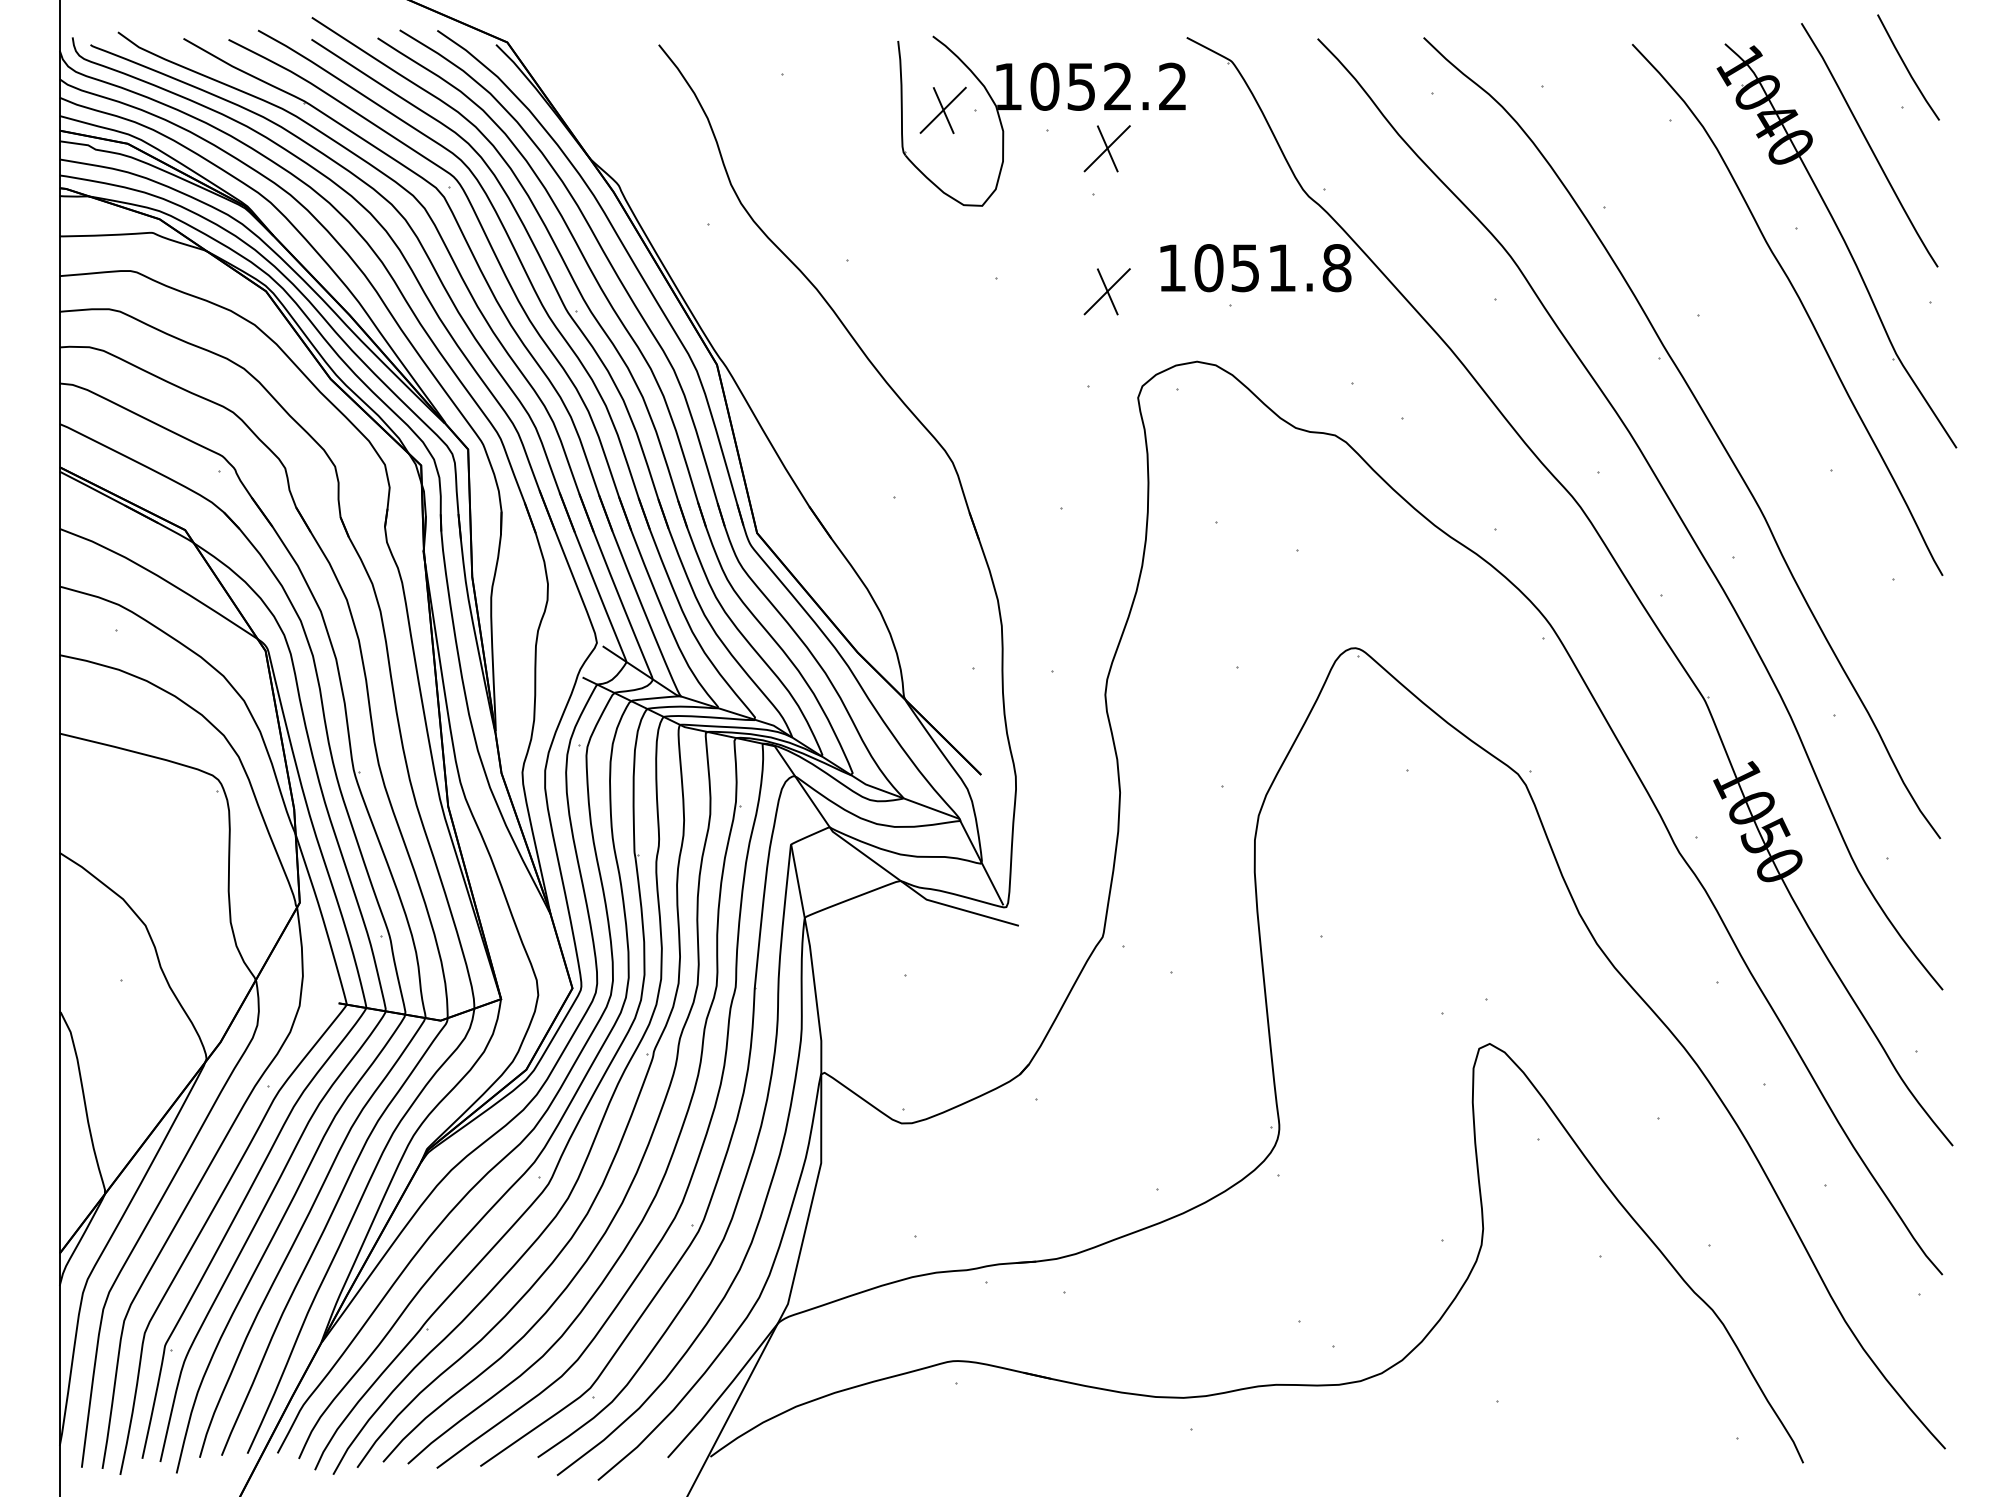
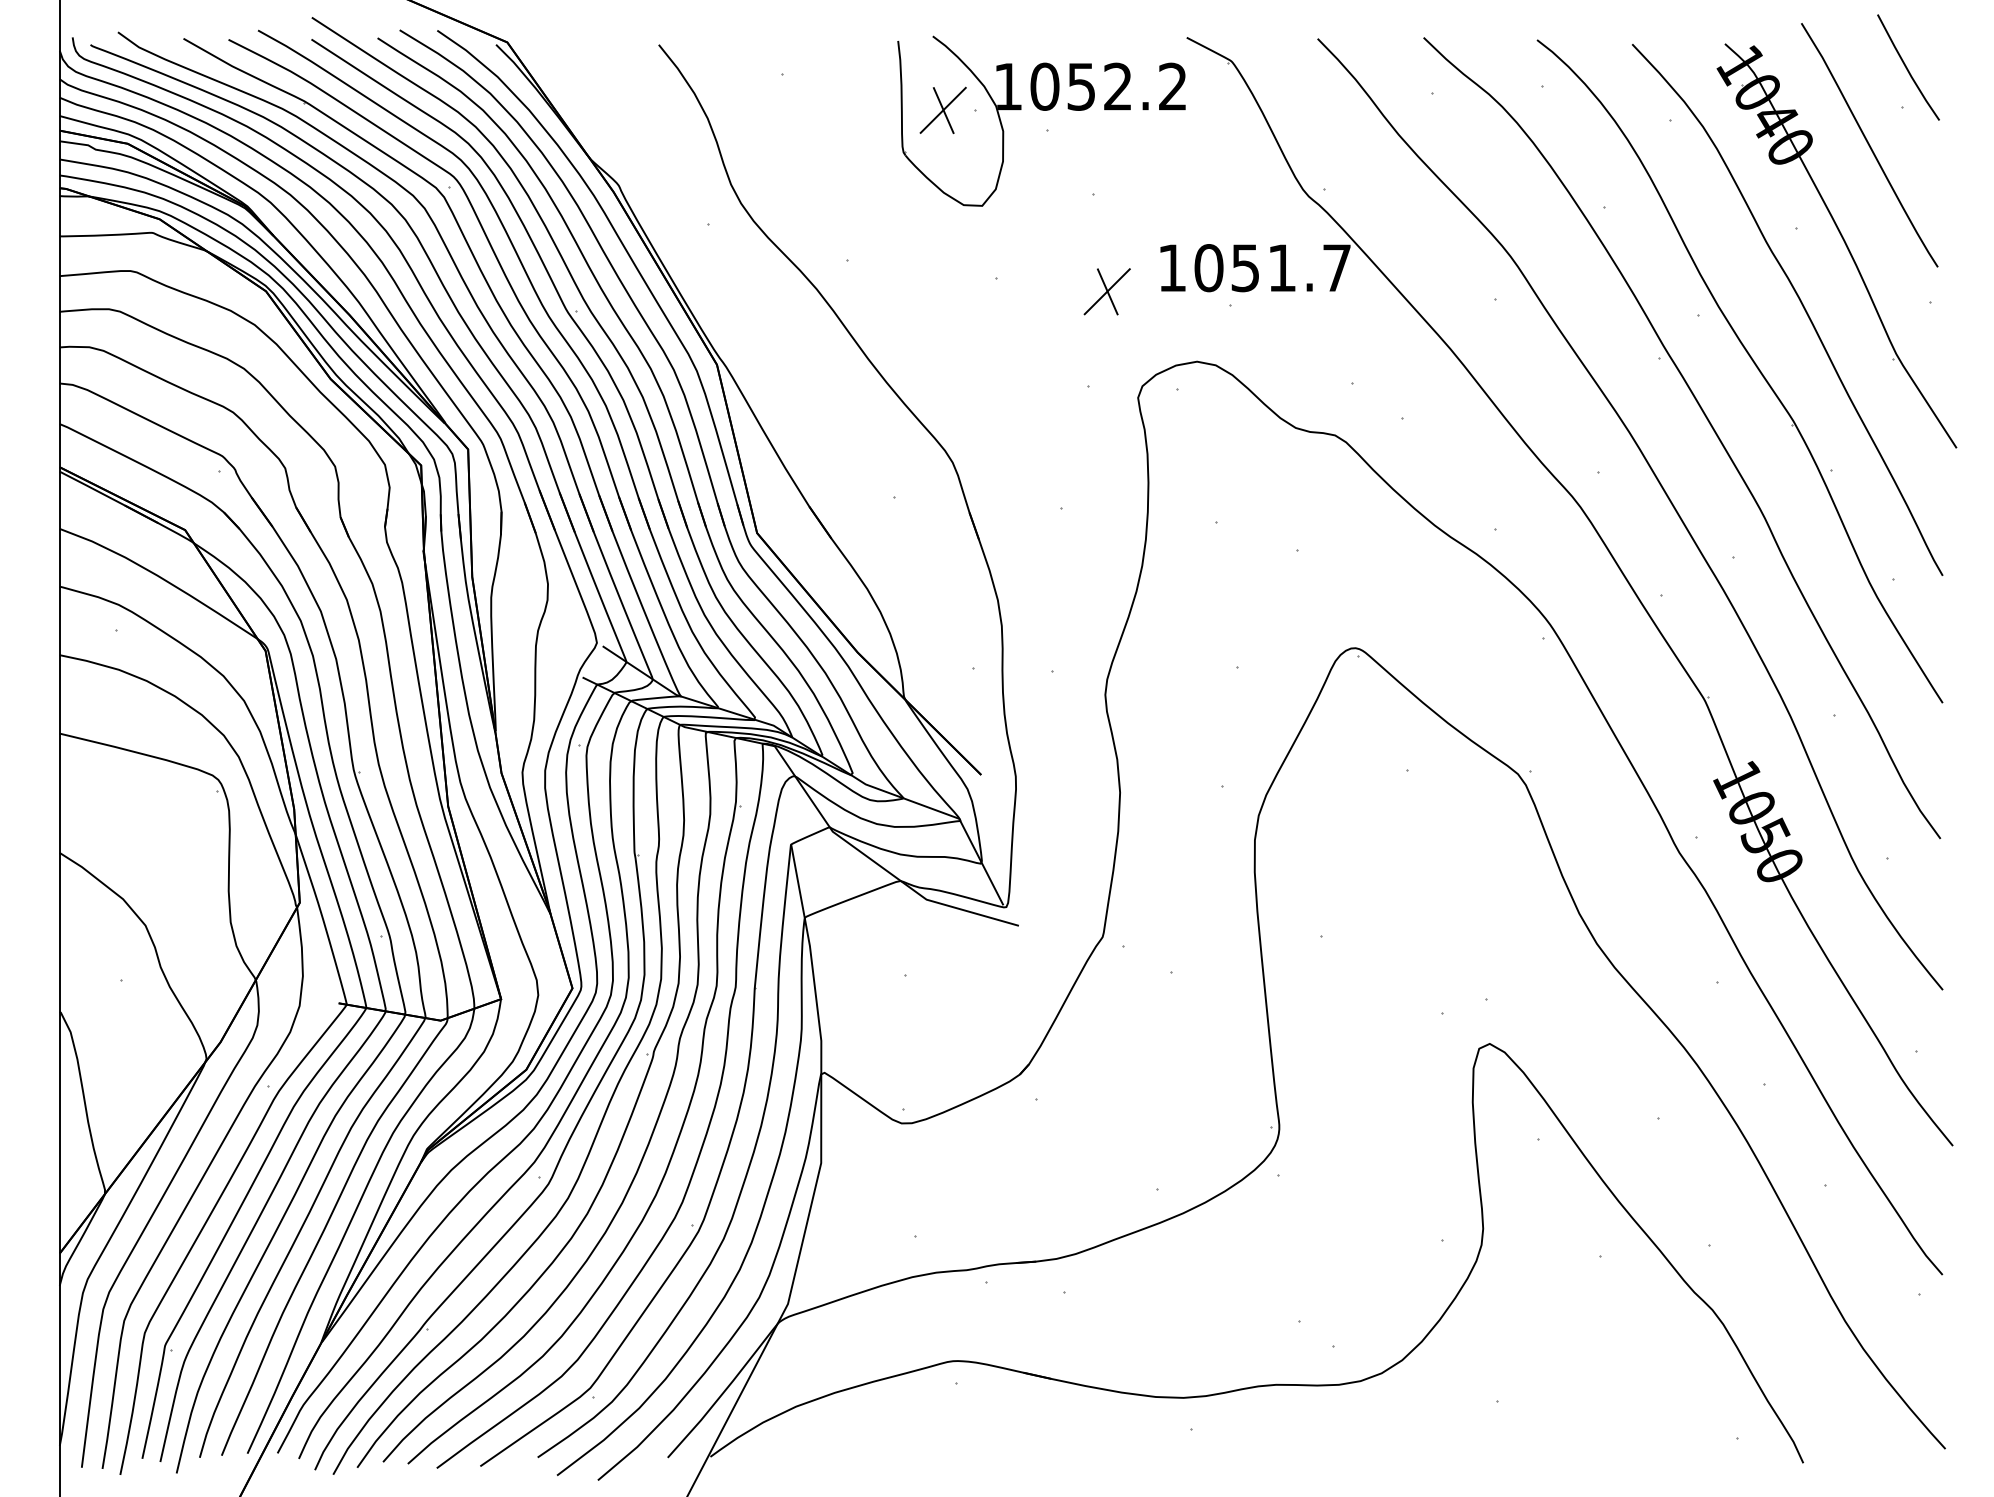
part: present -> none (1106, 148)
text: 1051.8 -> 1051.7 (1336, 268)
part: none -> present (1753, 363)
